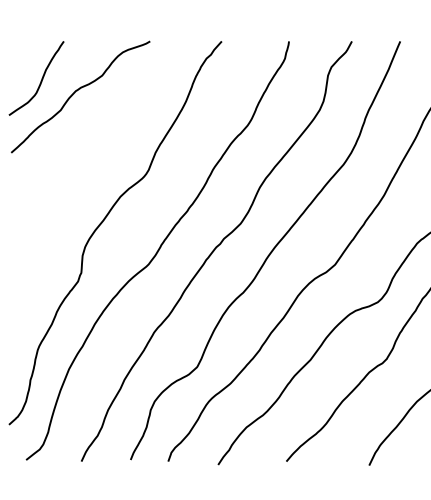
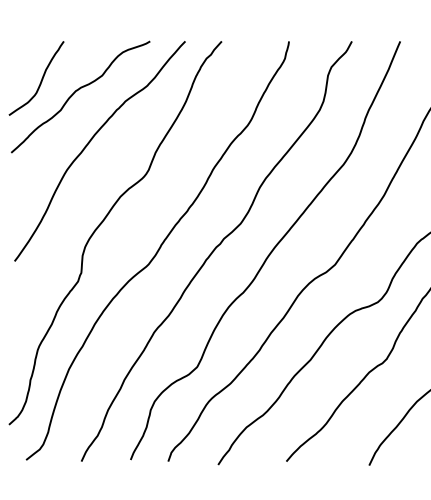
curve: none -> present (90, 142)
